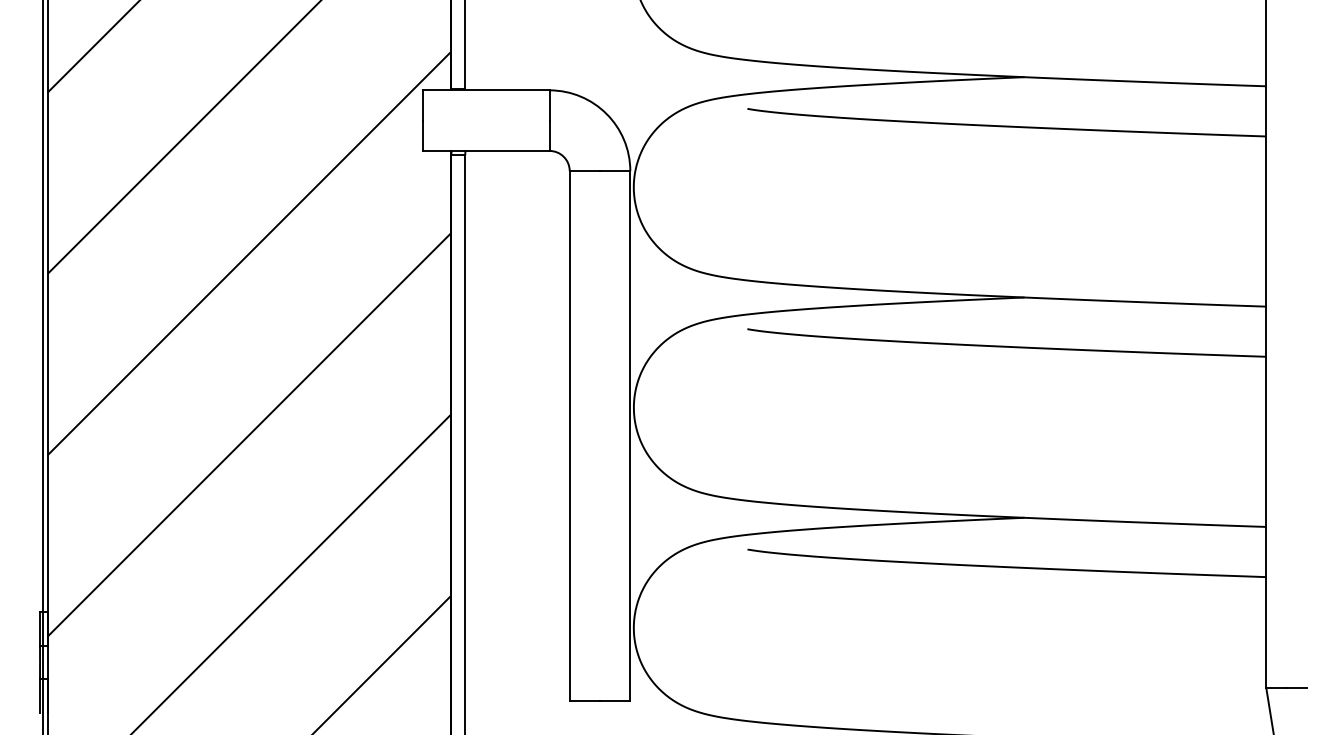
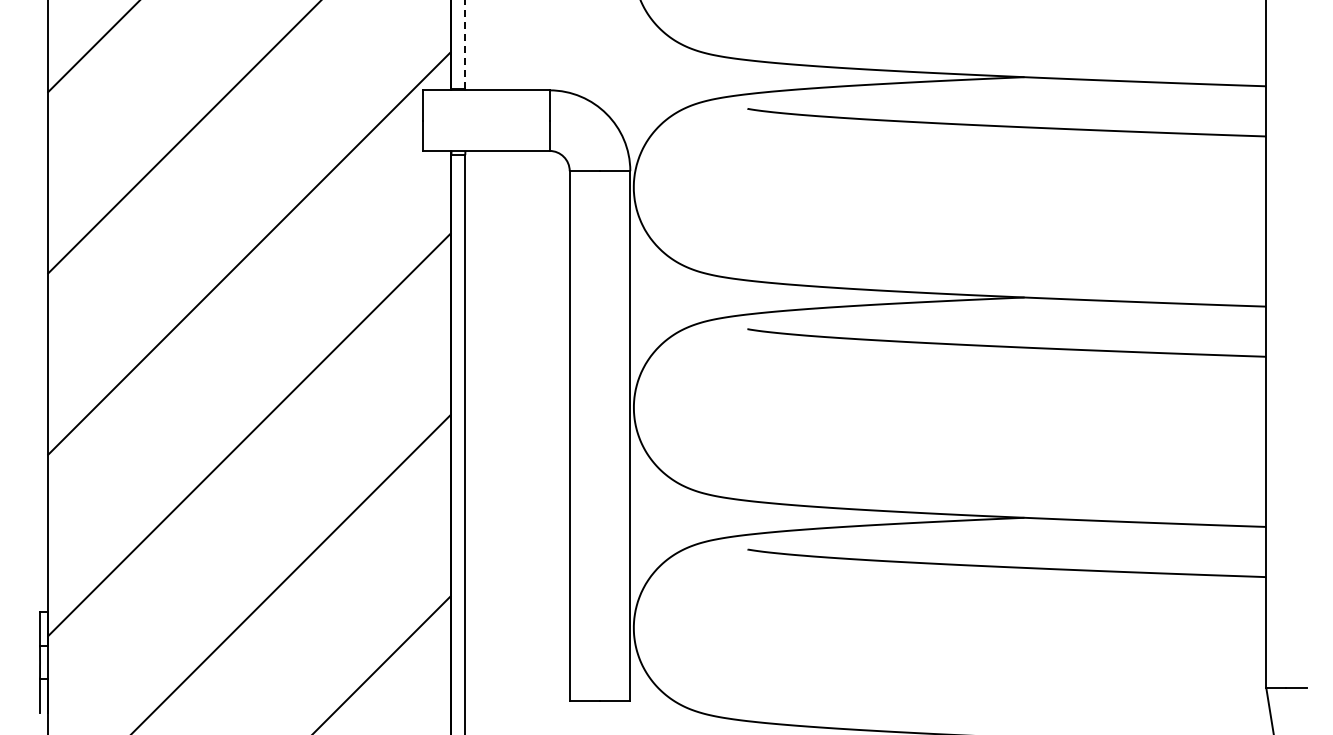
line: solid -> dashed (465, 44)
line: present -> none (42, 366)
